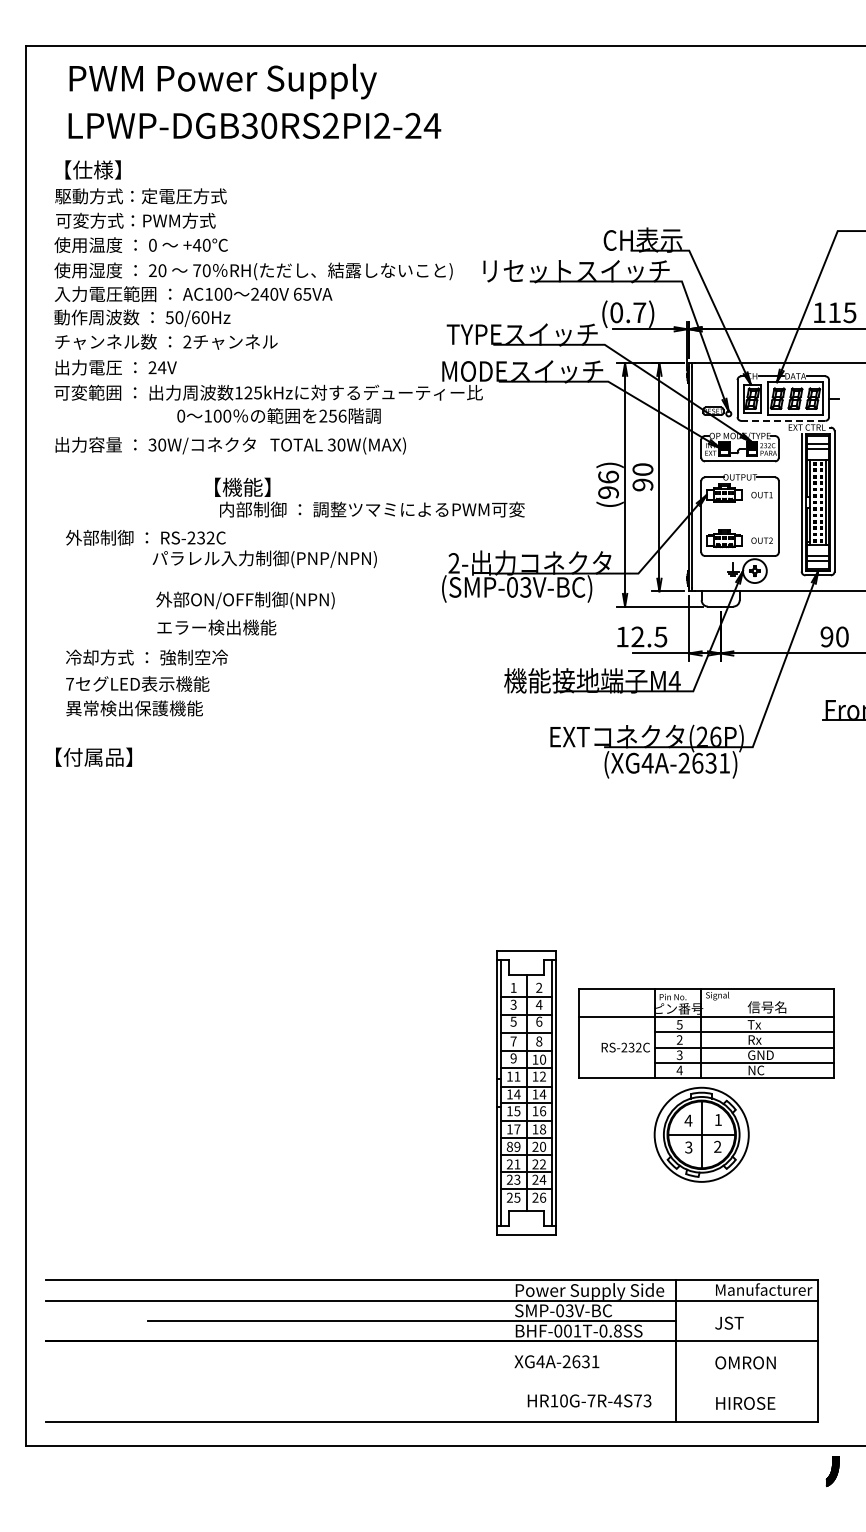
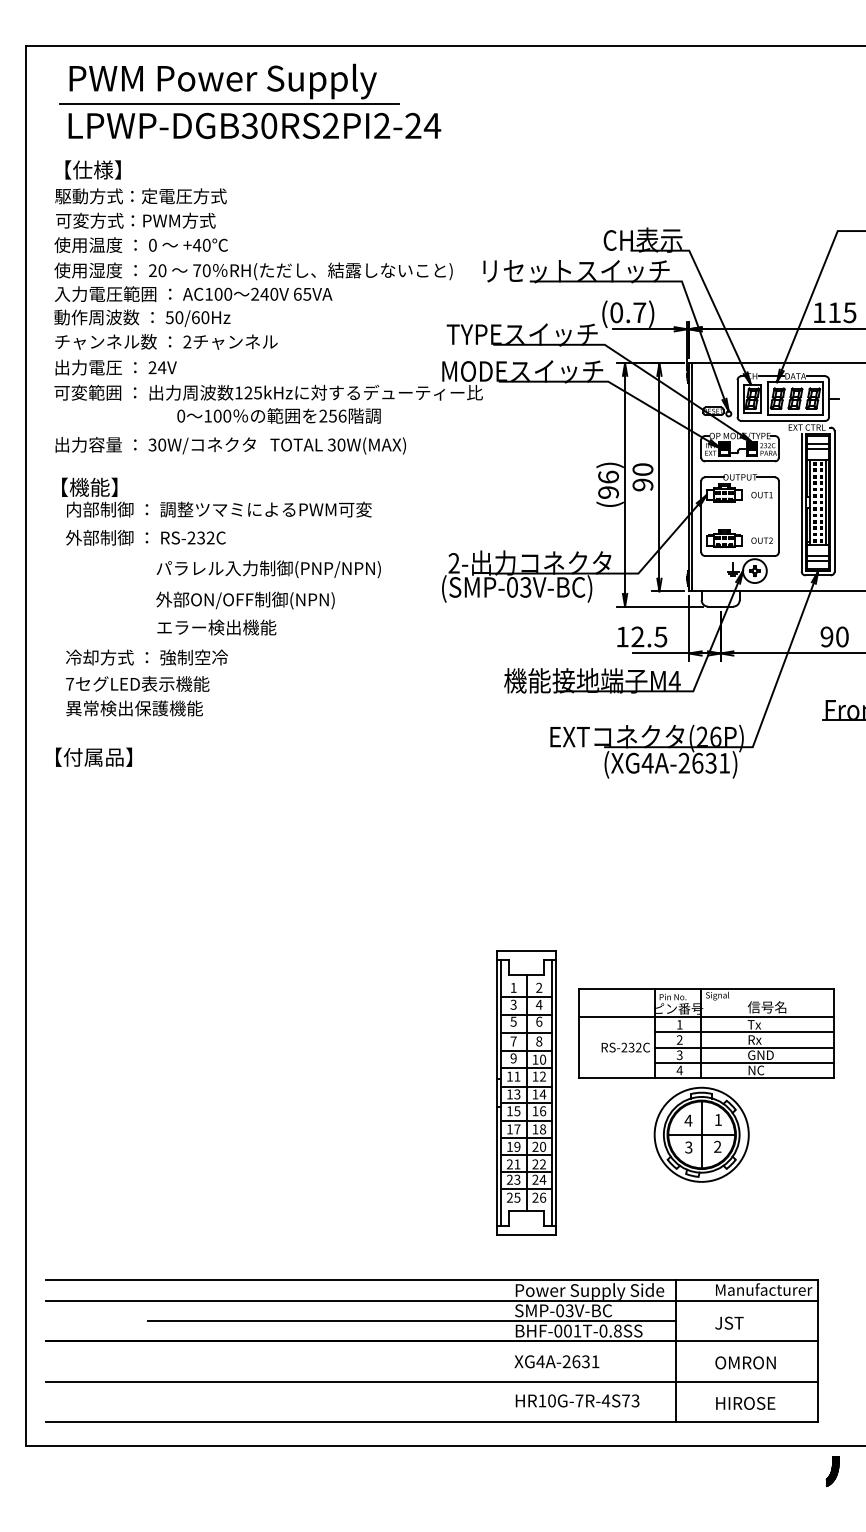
line: none -> present (229, 104)
line: dashed -> solid (783, 420)
text position: (369, 497) -> (216, 497) (216, 497)
text position: (264, 559) -> (268, 569) (268, 569)
text: 5 -> 1 (679, 1024)
text: 14 -> 13 (517, 1094)
text: 89 -> 19 (509, 1146)
line: none -> present (431, 1381)
text position: (589, 1400) -> (577, 1400) (577, 1400)
